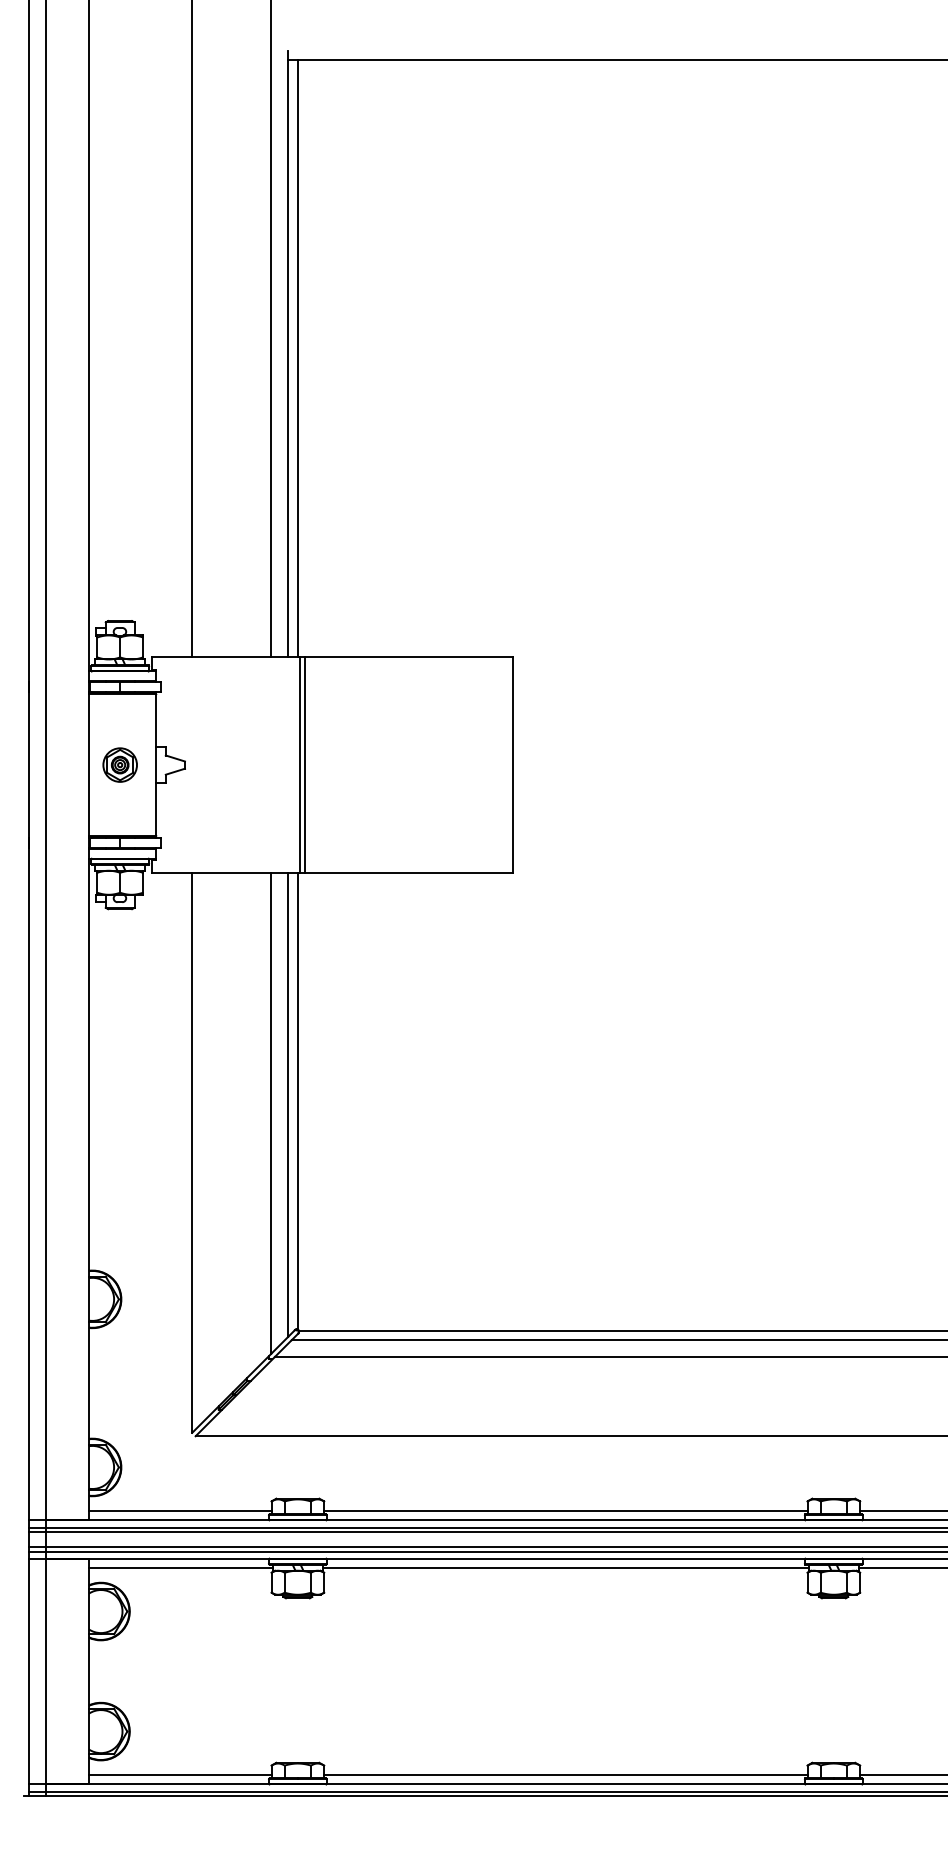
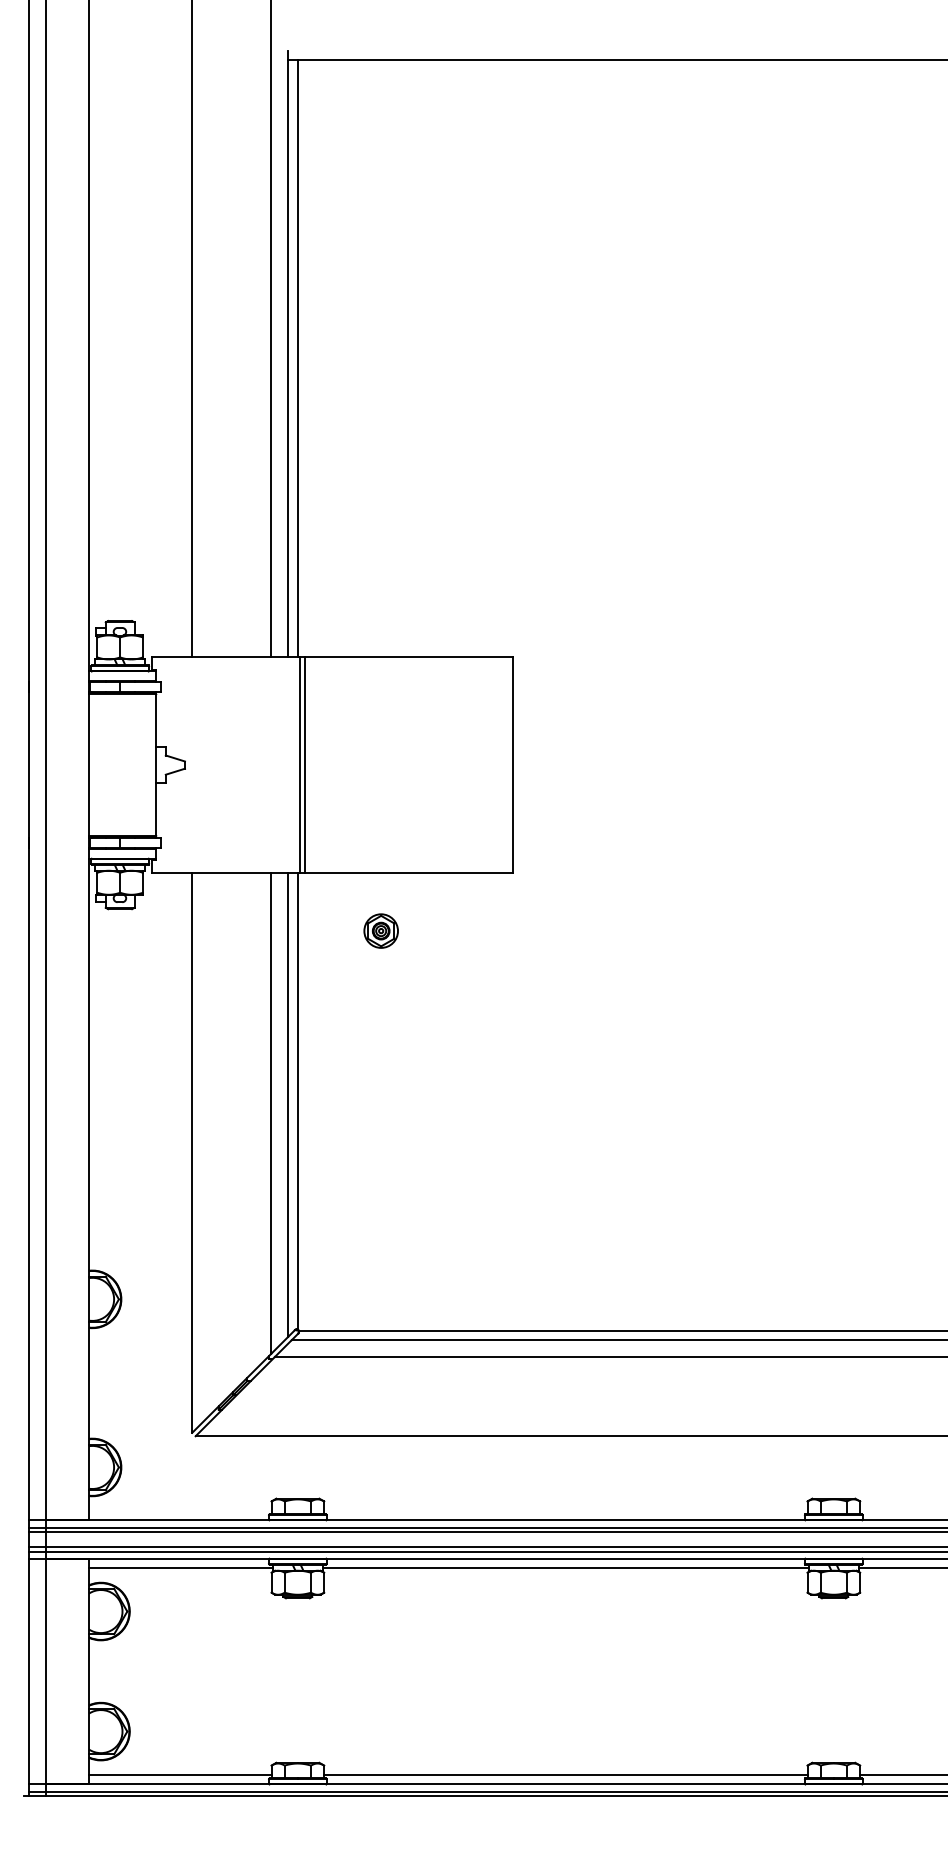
part position: (119, 764) -> (380, 930) (380, 930)
line: present -> none (179, 1510)
line: present -> none (565, 1510)
line: present -> none (902, 1510)
